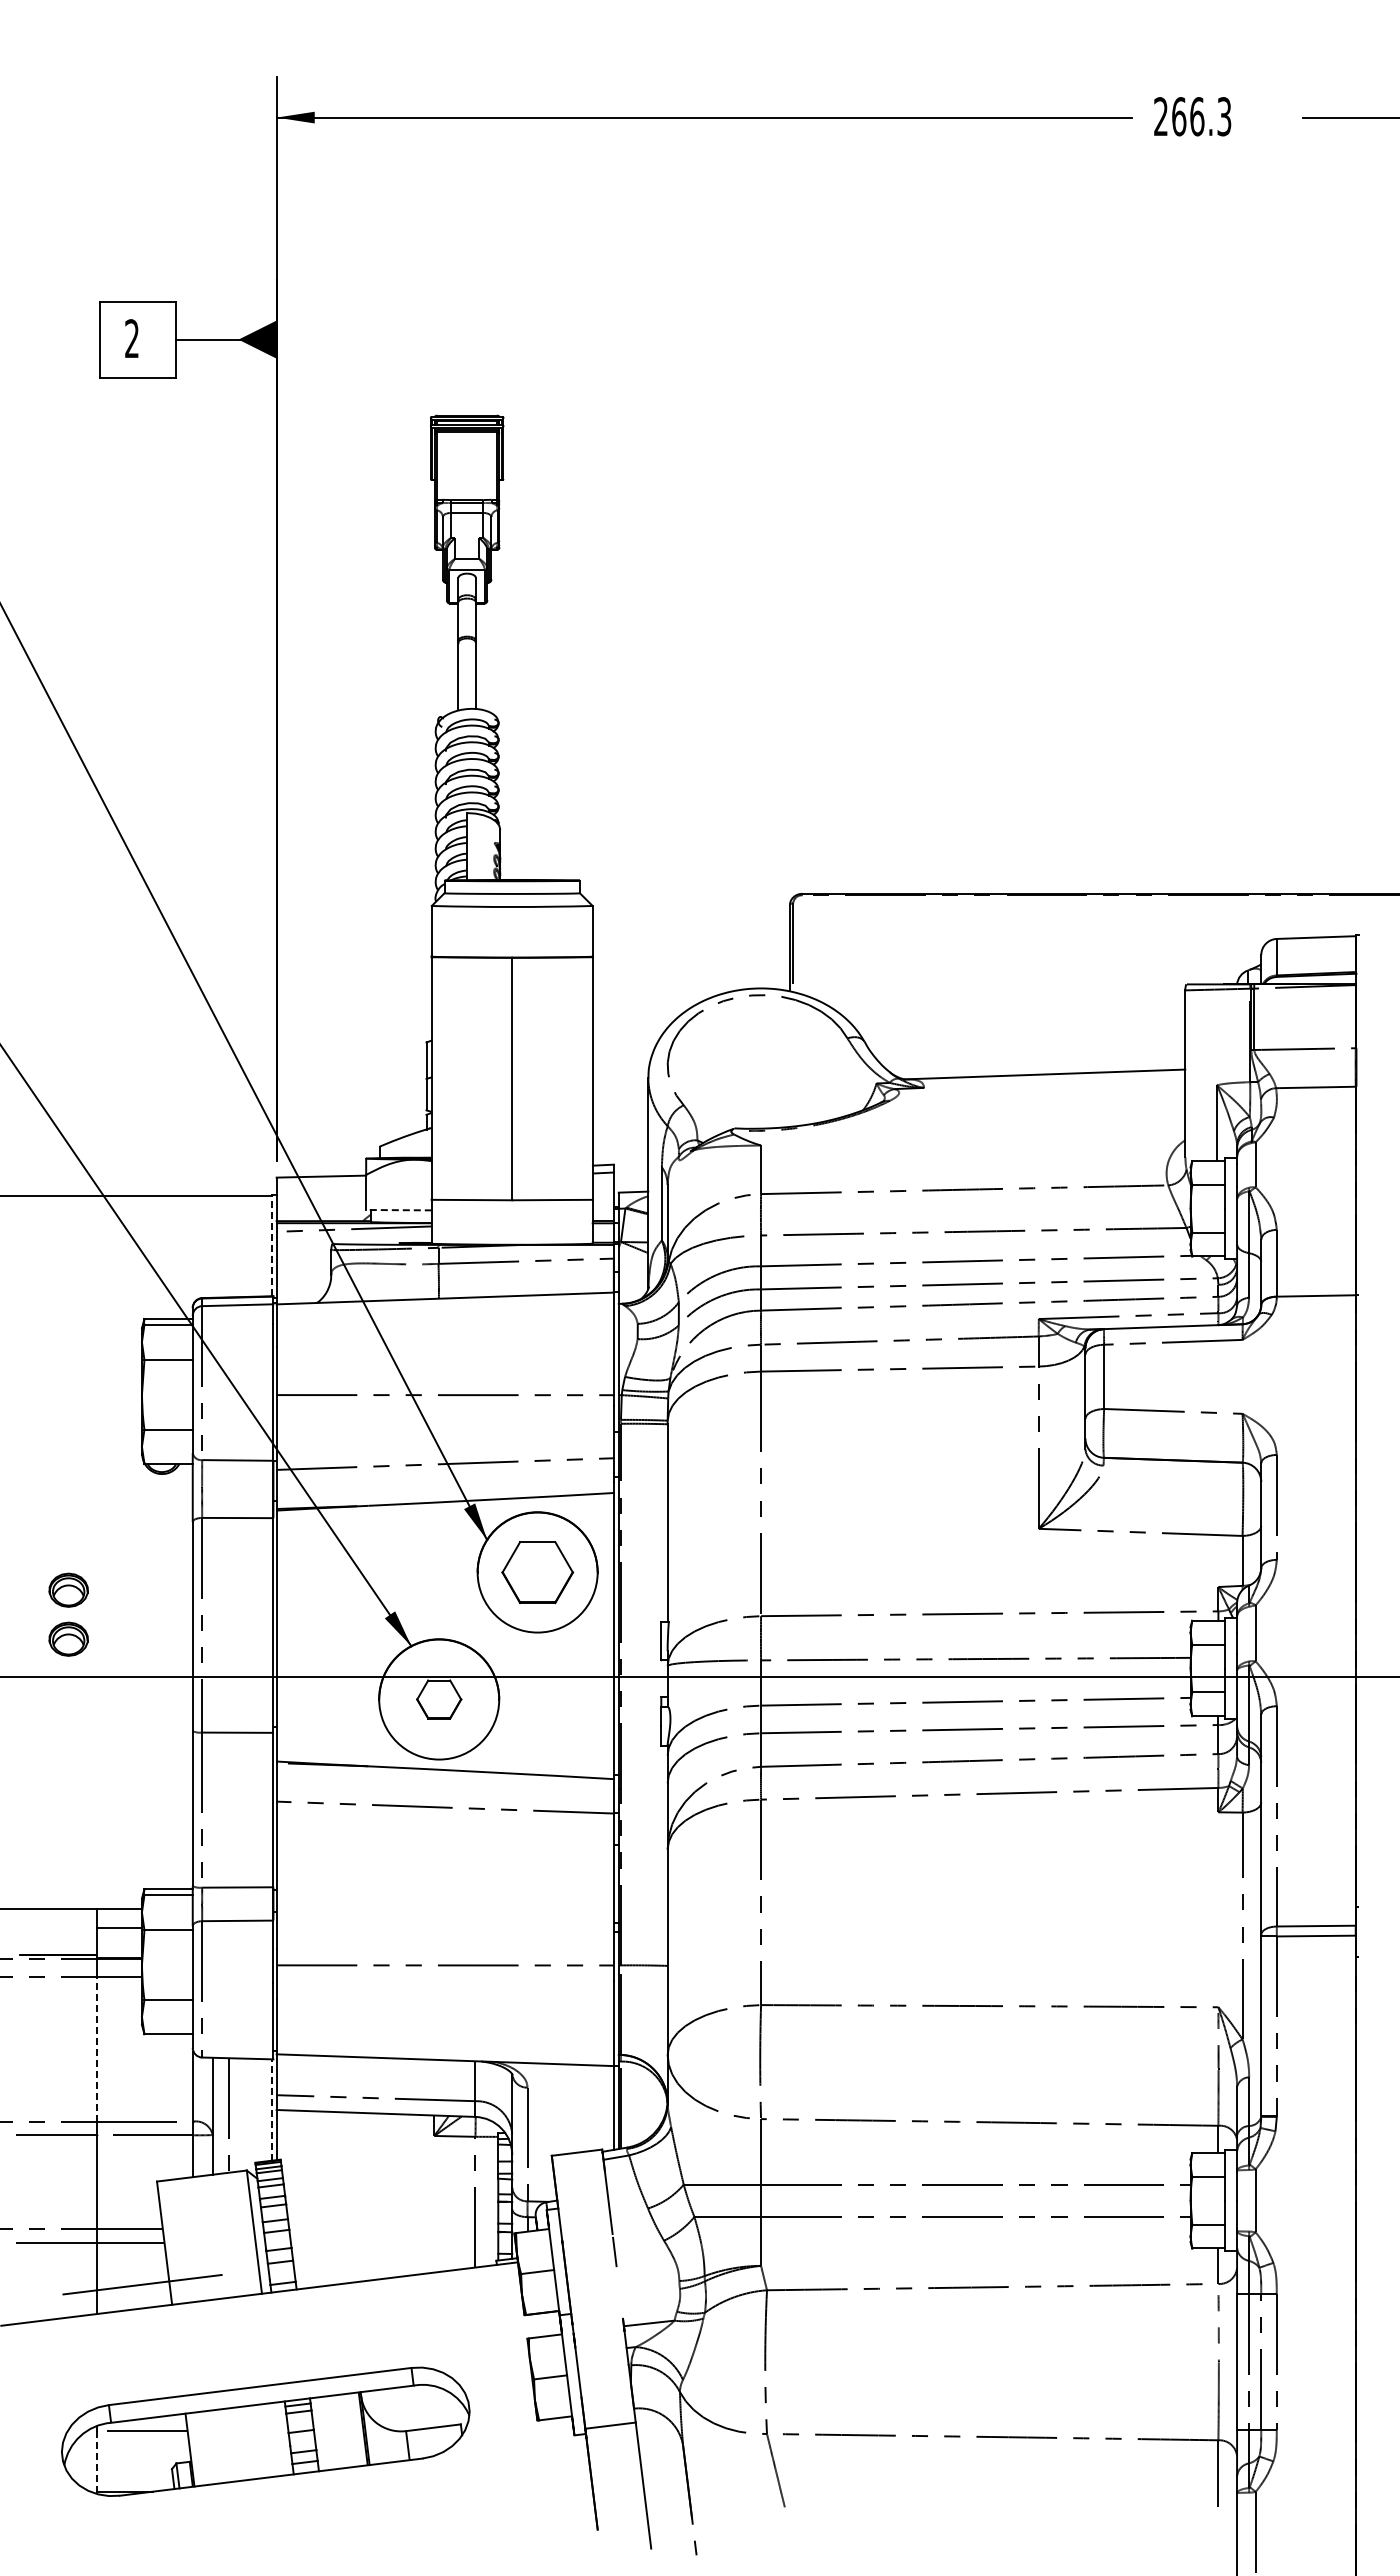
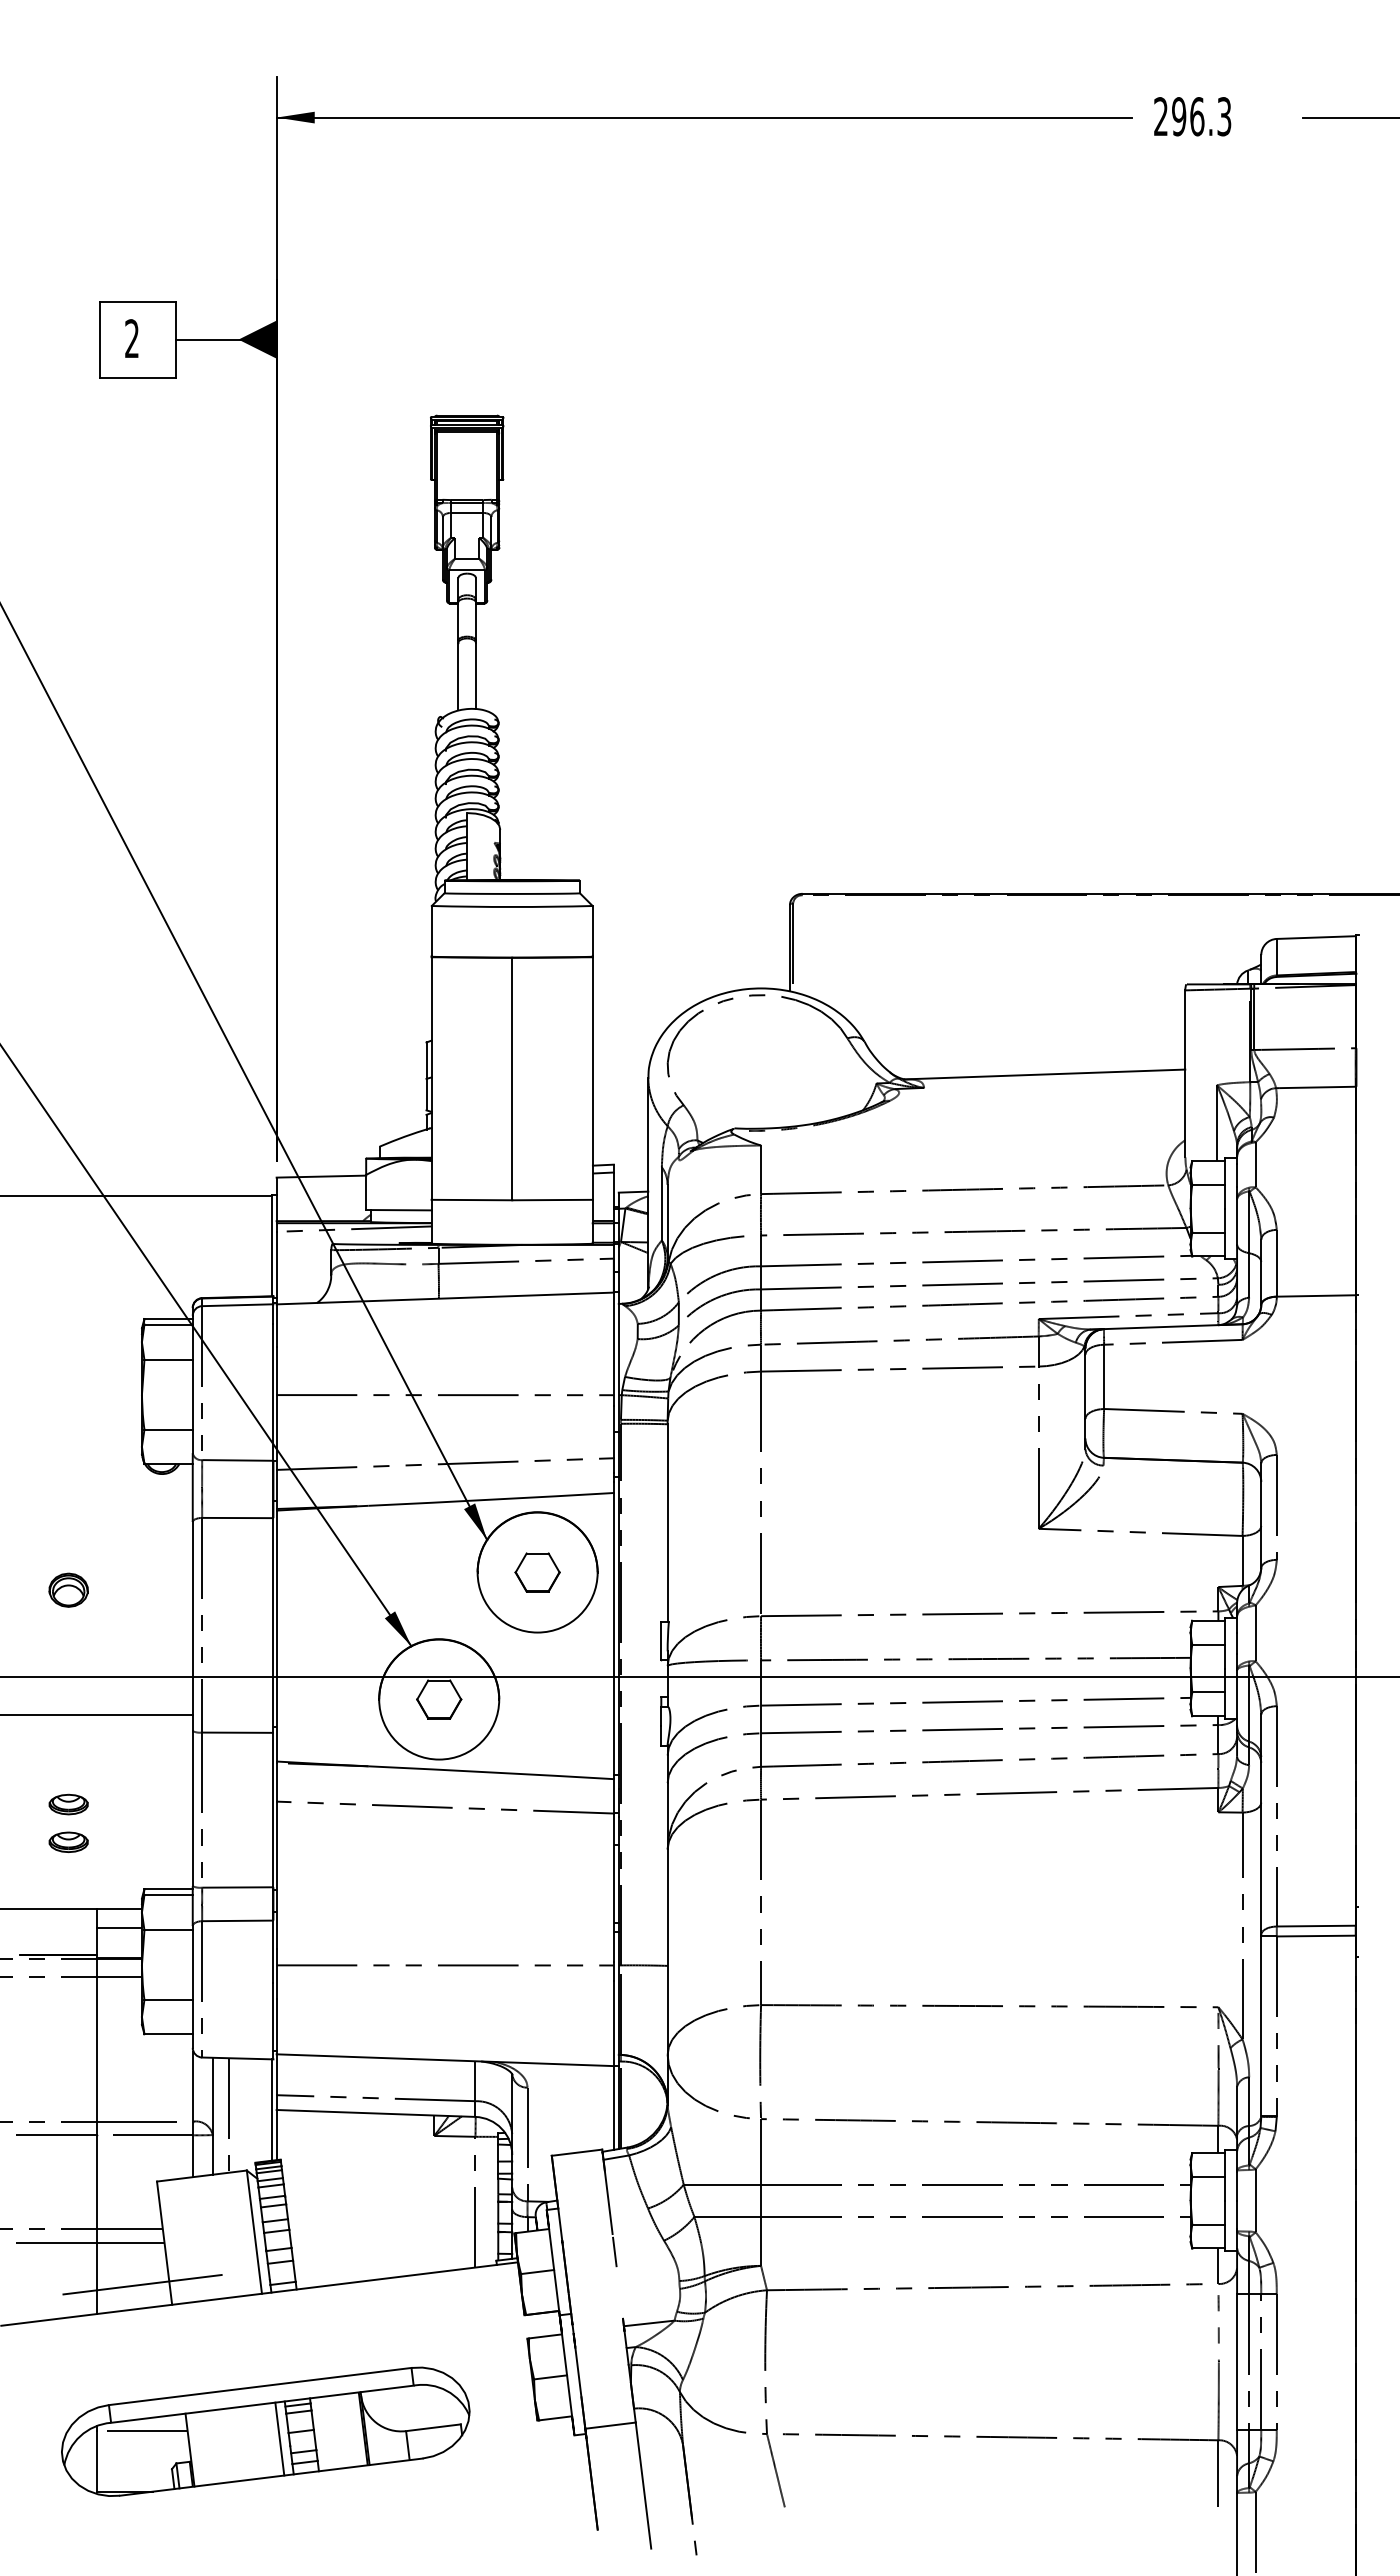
text: 266.3 -> 296.3 (1179, 116)
line: dashed -> solid (399, 1210)
line: dashed -> solid (271, 1245)
part size: 74x64 px -> 47x41 px (537, 1572)
part: present -> none (68, 1638)
line: none -> present (97, 1715)
part: none -> present (68, 1804)
part: none -> present (68, 1841)
line: dashed -> solid (96, 2048)
line: dashed -> solid (272, 2110)
line: none -> present (279, 2438)
line: dashed -> solid (96, 2461)
